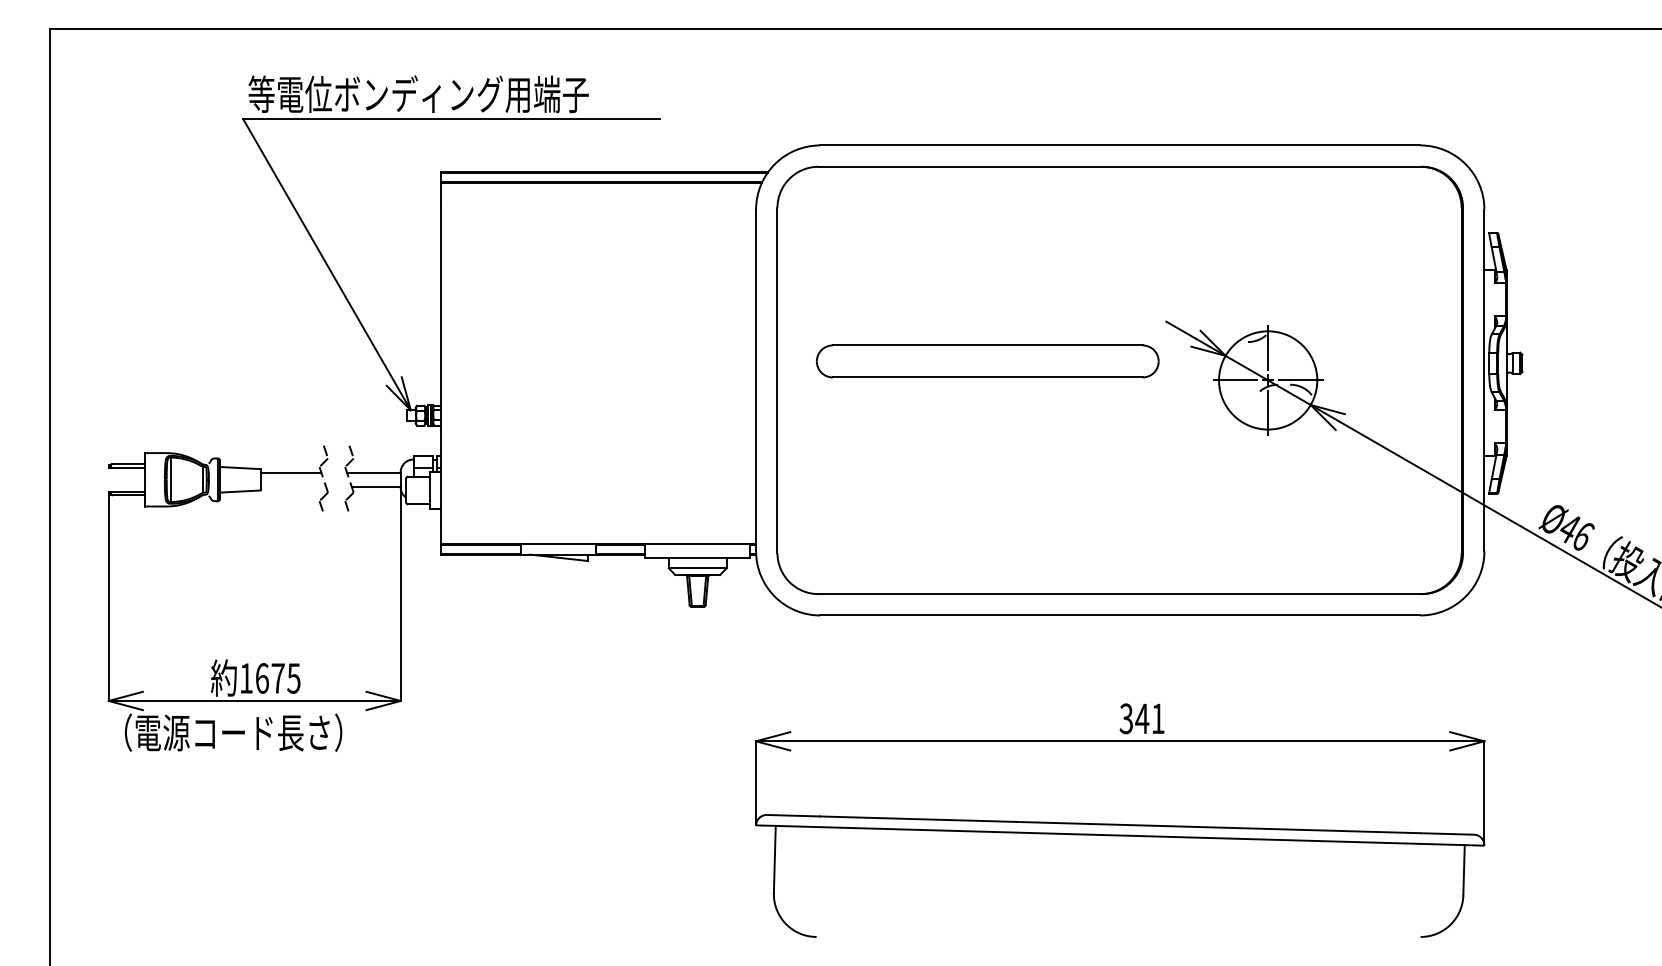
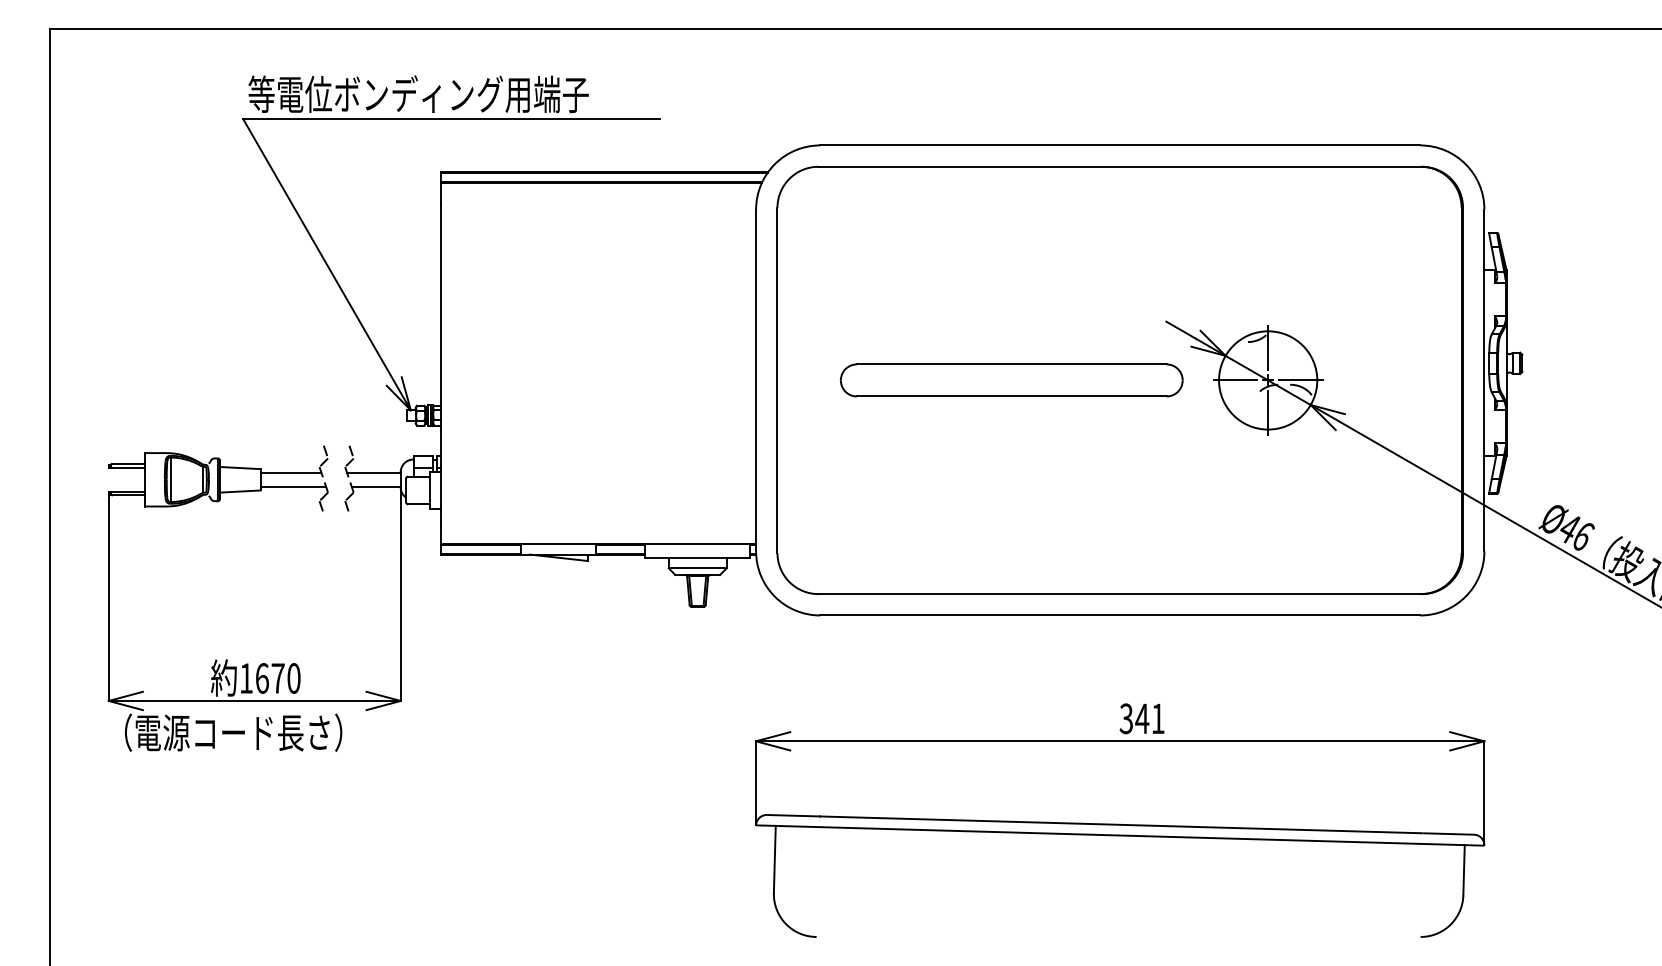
part position: (987, 361) -> (1011, 380) (1011, 380)
line: none -> present (293, 486)
text: 1675 -> 1670 (293, 678)
